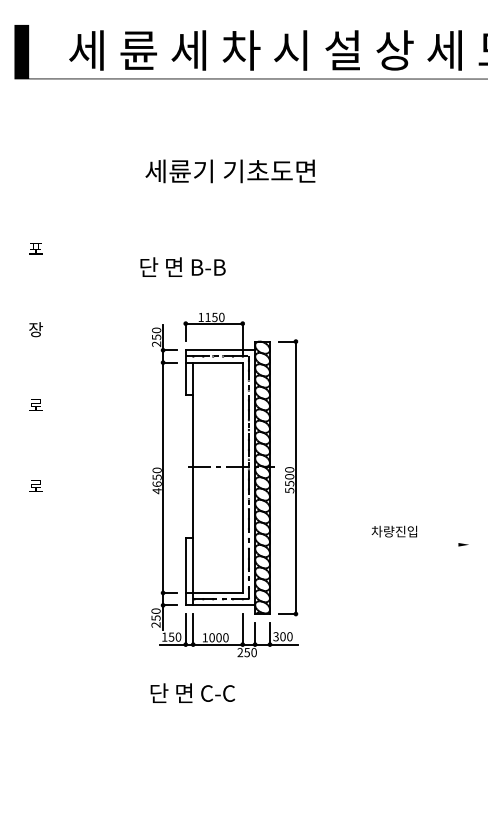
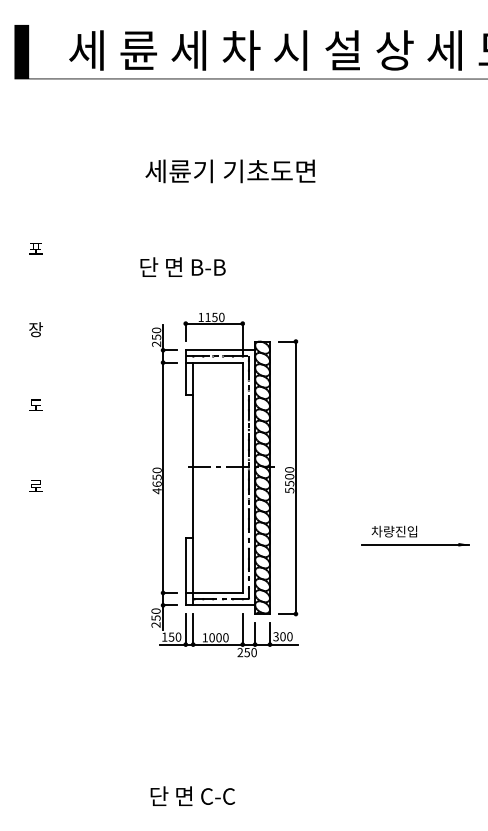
text: 로 -> 도 (35, 403)
line: none -> present (415, 544)
text position: (192, 692) -> (192, 795) (192, 795)
